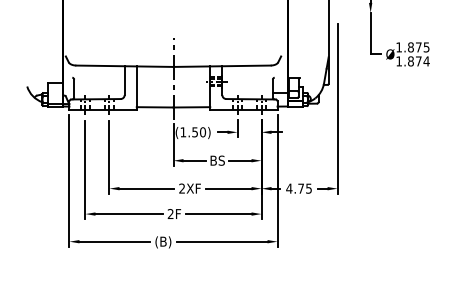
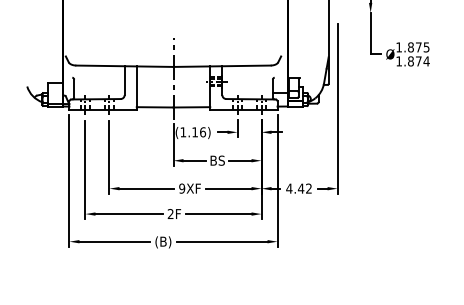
text: (1.50) -> (1.16) (199, 132)
text: 2XF -> 9XF (182, 188)
text: 4.75 -> 4.42 (304, 188)
